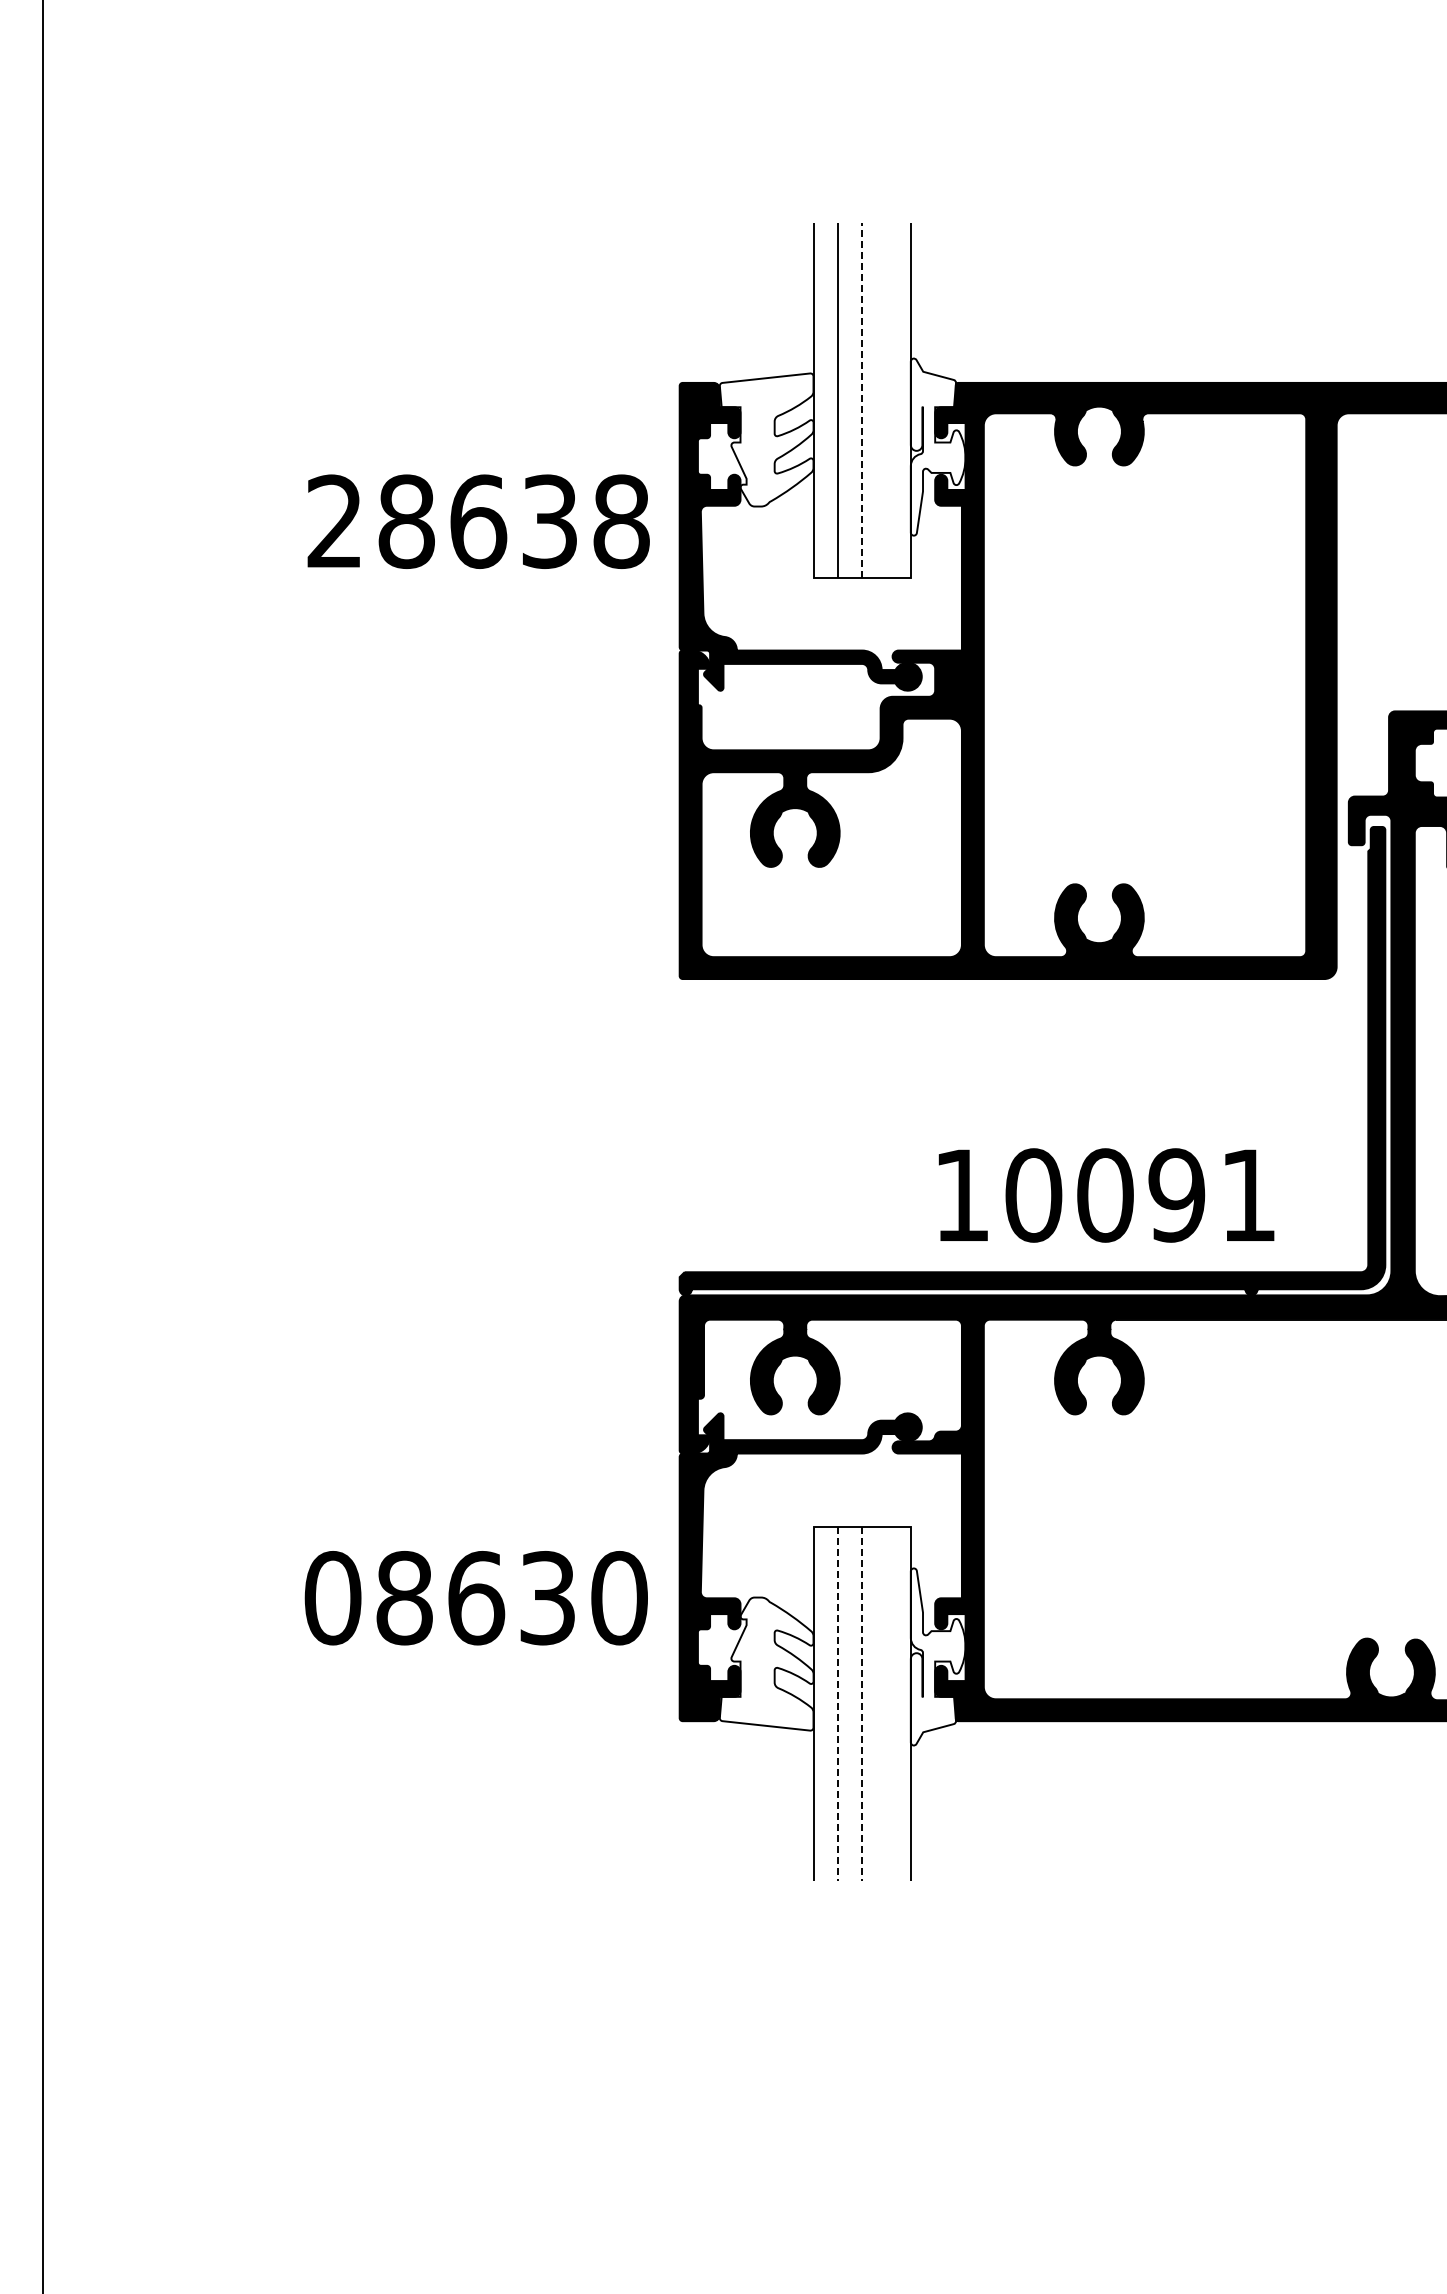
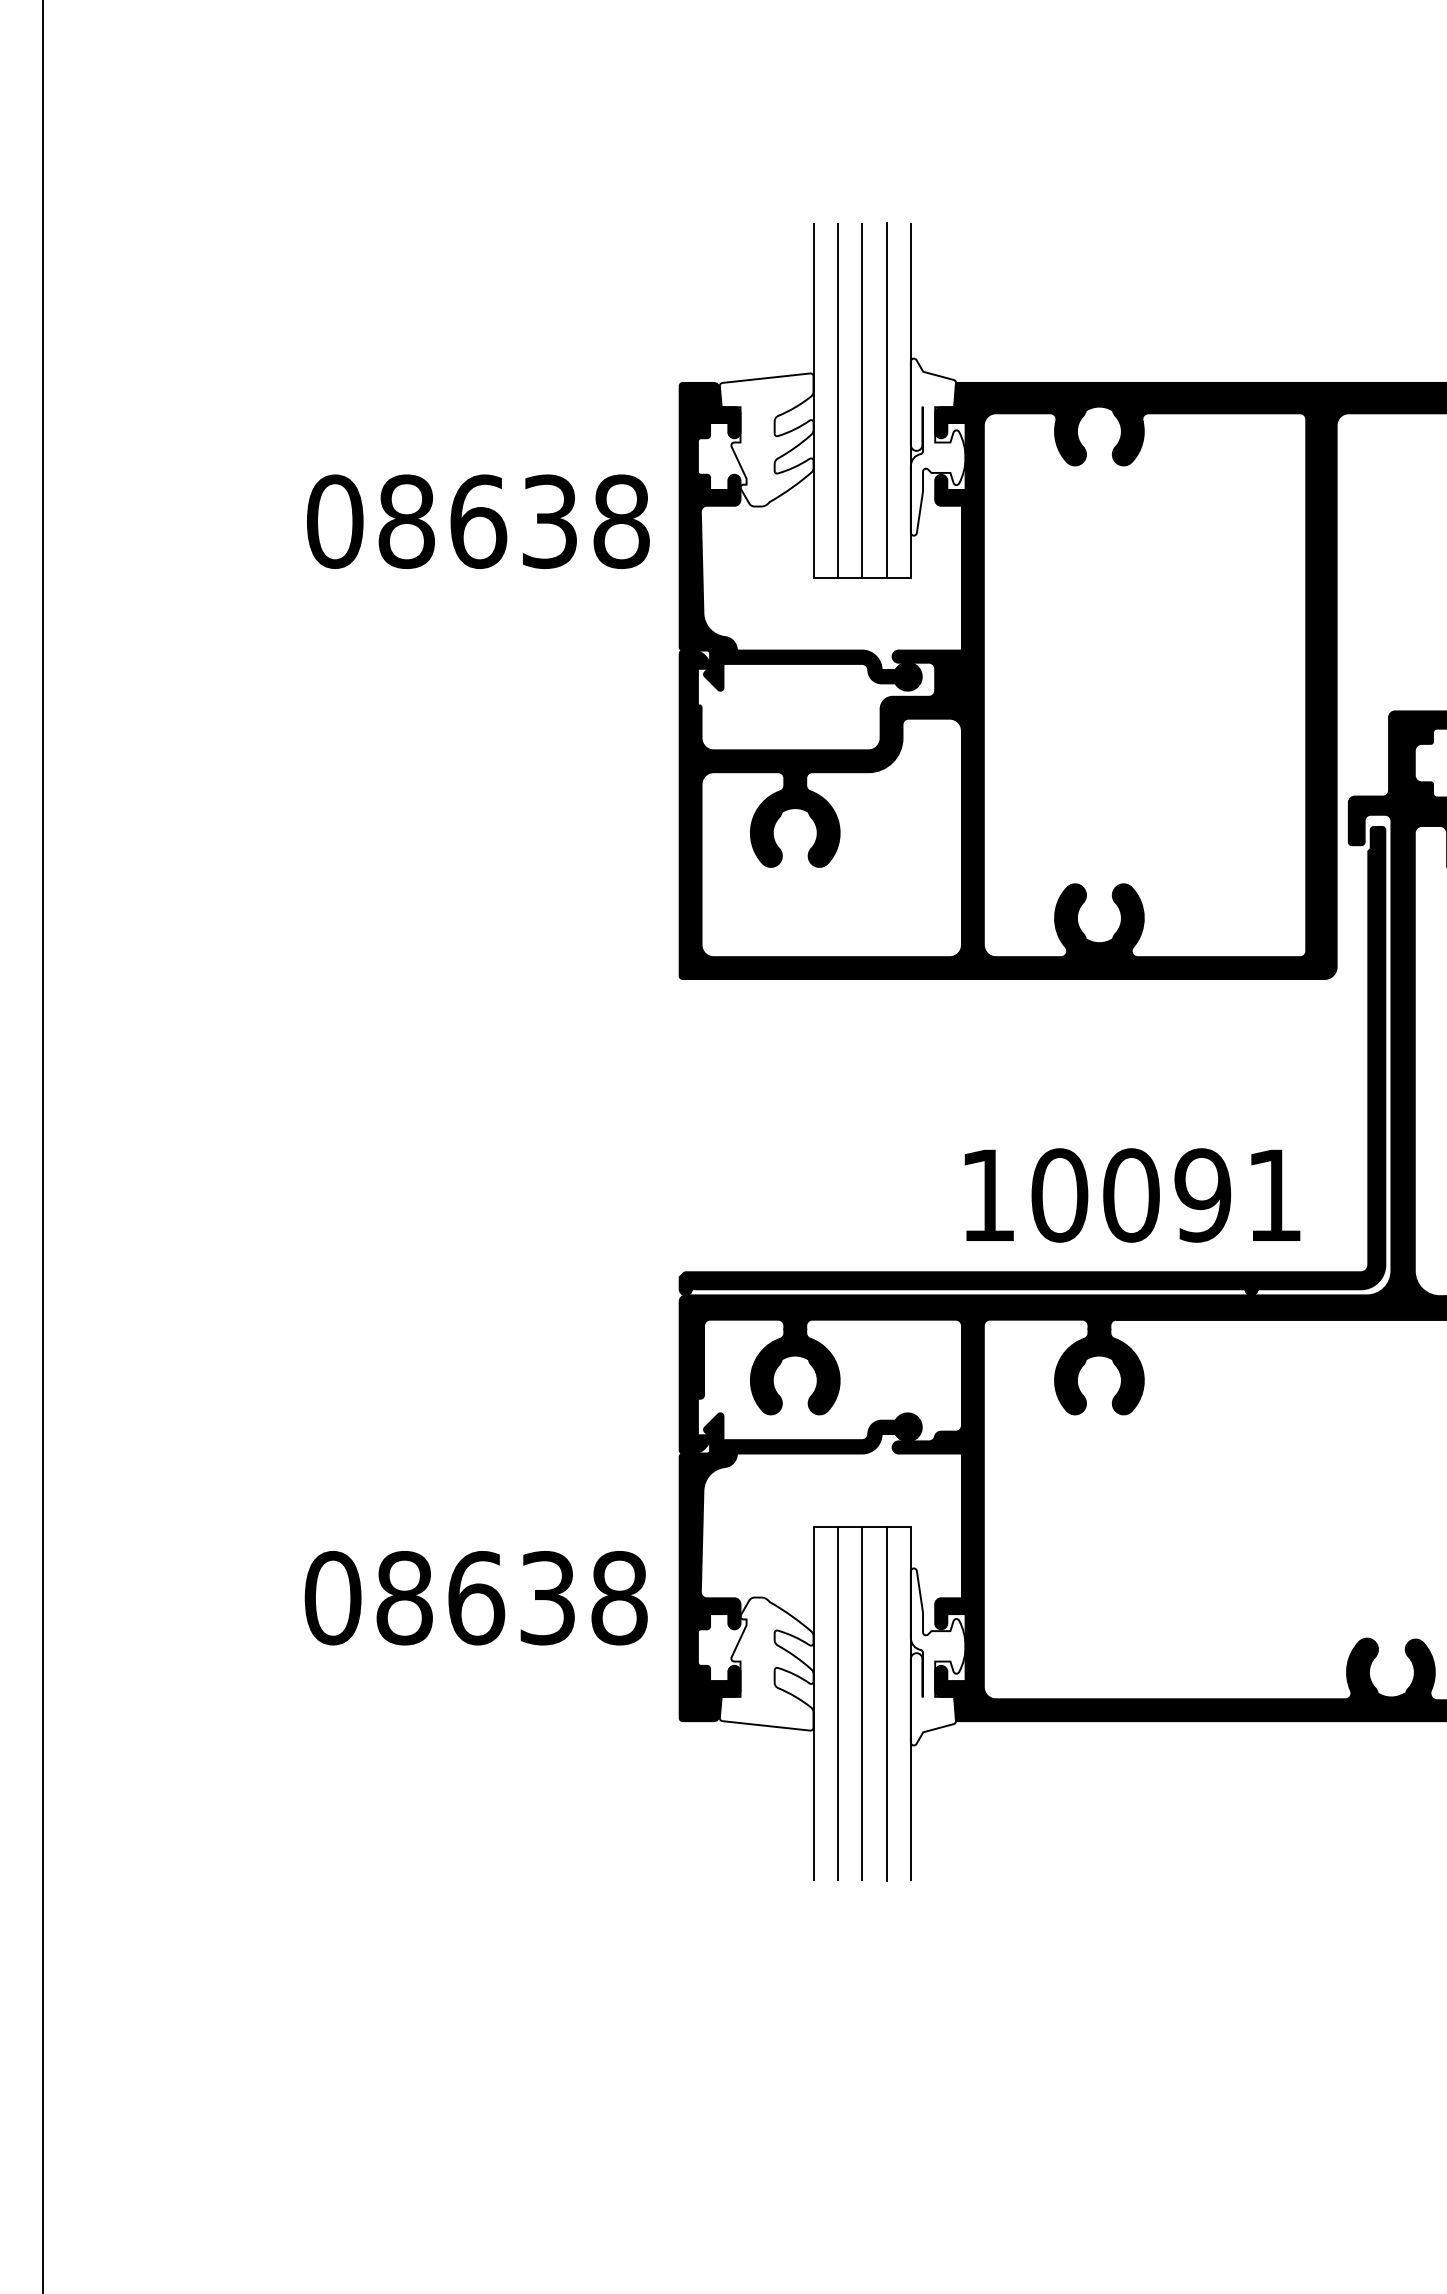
line: dashed -> solid (862, 399)
line: none -> present (886, 400)
text: 28638 -> 08638 (335, 521)
text position: (1106, 1195) -> (1132, 1195) (1132, 1195)
text: 08630 -> 08638 (619, 1598)
line: none -> present (886, 1703)
line: dashed -> solid (837, 1704)
line: dashed -> solid (862, 1704)
